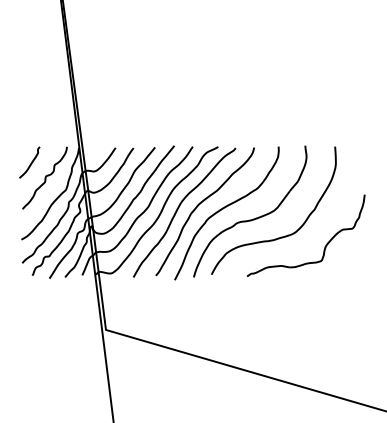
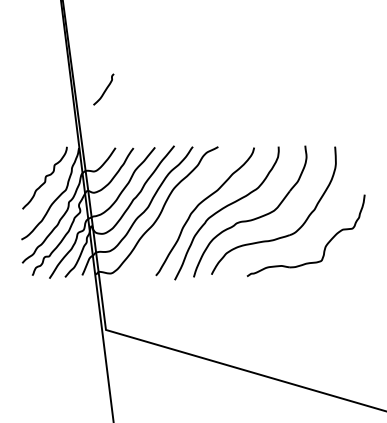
curve position: (30, 163) -> (104, 90) (104, 90)
curve: present -> none (178, 209)
